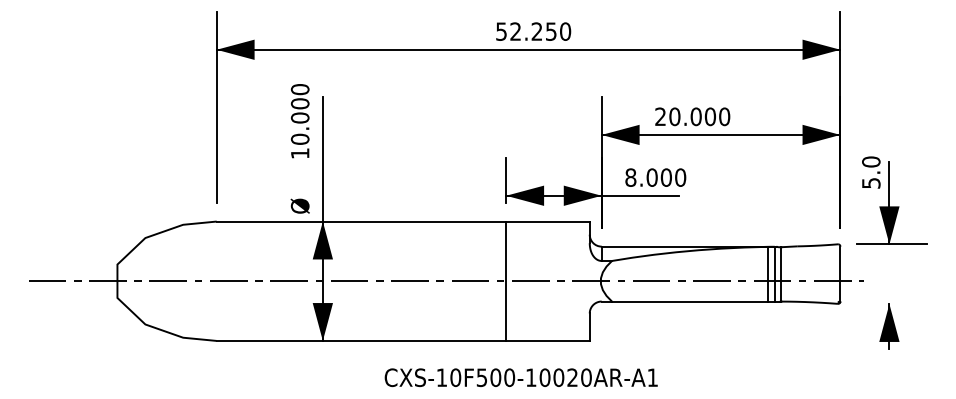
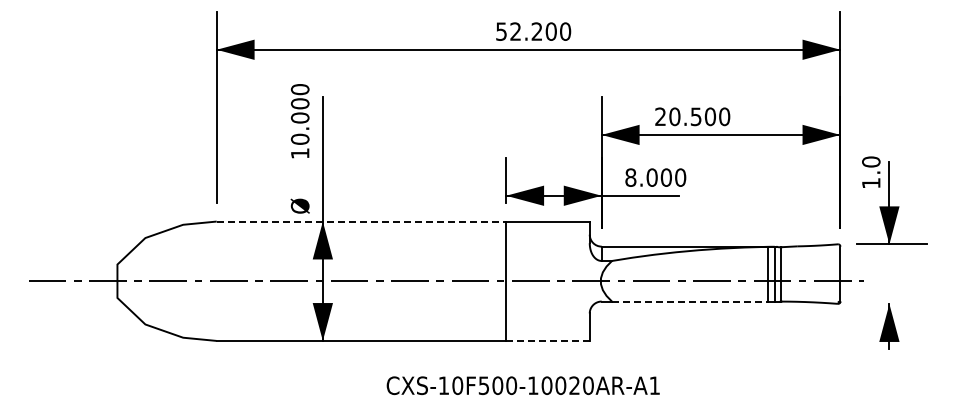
text: 52.250 -> 52.200 (550, 31)
text: 20.000 -> 20.500 (695, 116)
text: 5.0 -> 1.0 (871, 183)
line: solid -> dashed (361, 221)
line: solid -> dashed (689, 301)
line: solid -> dashed (547, 340)
text position: (520, 377) -> (522, 385) (522, 385)
